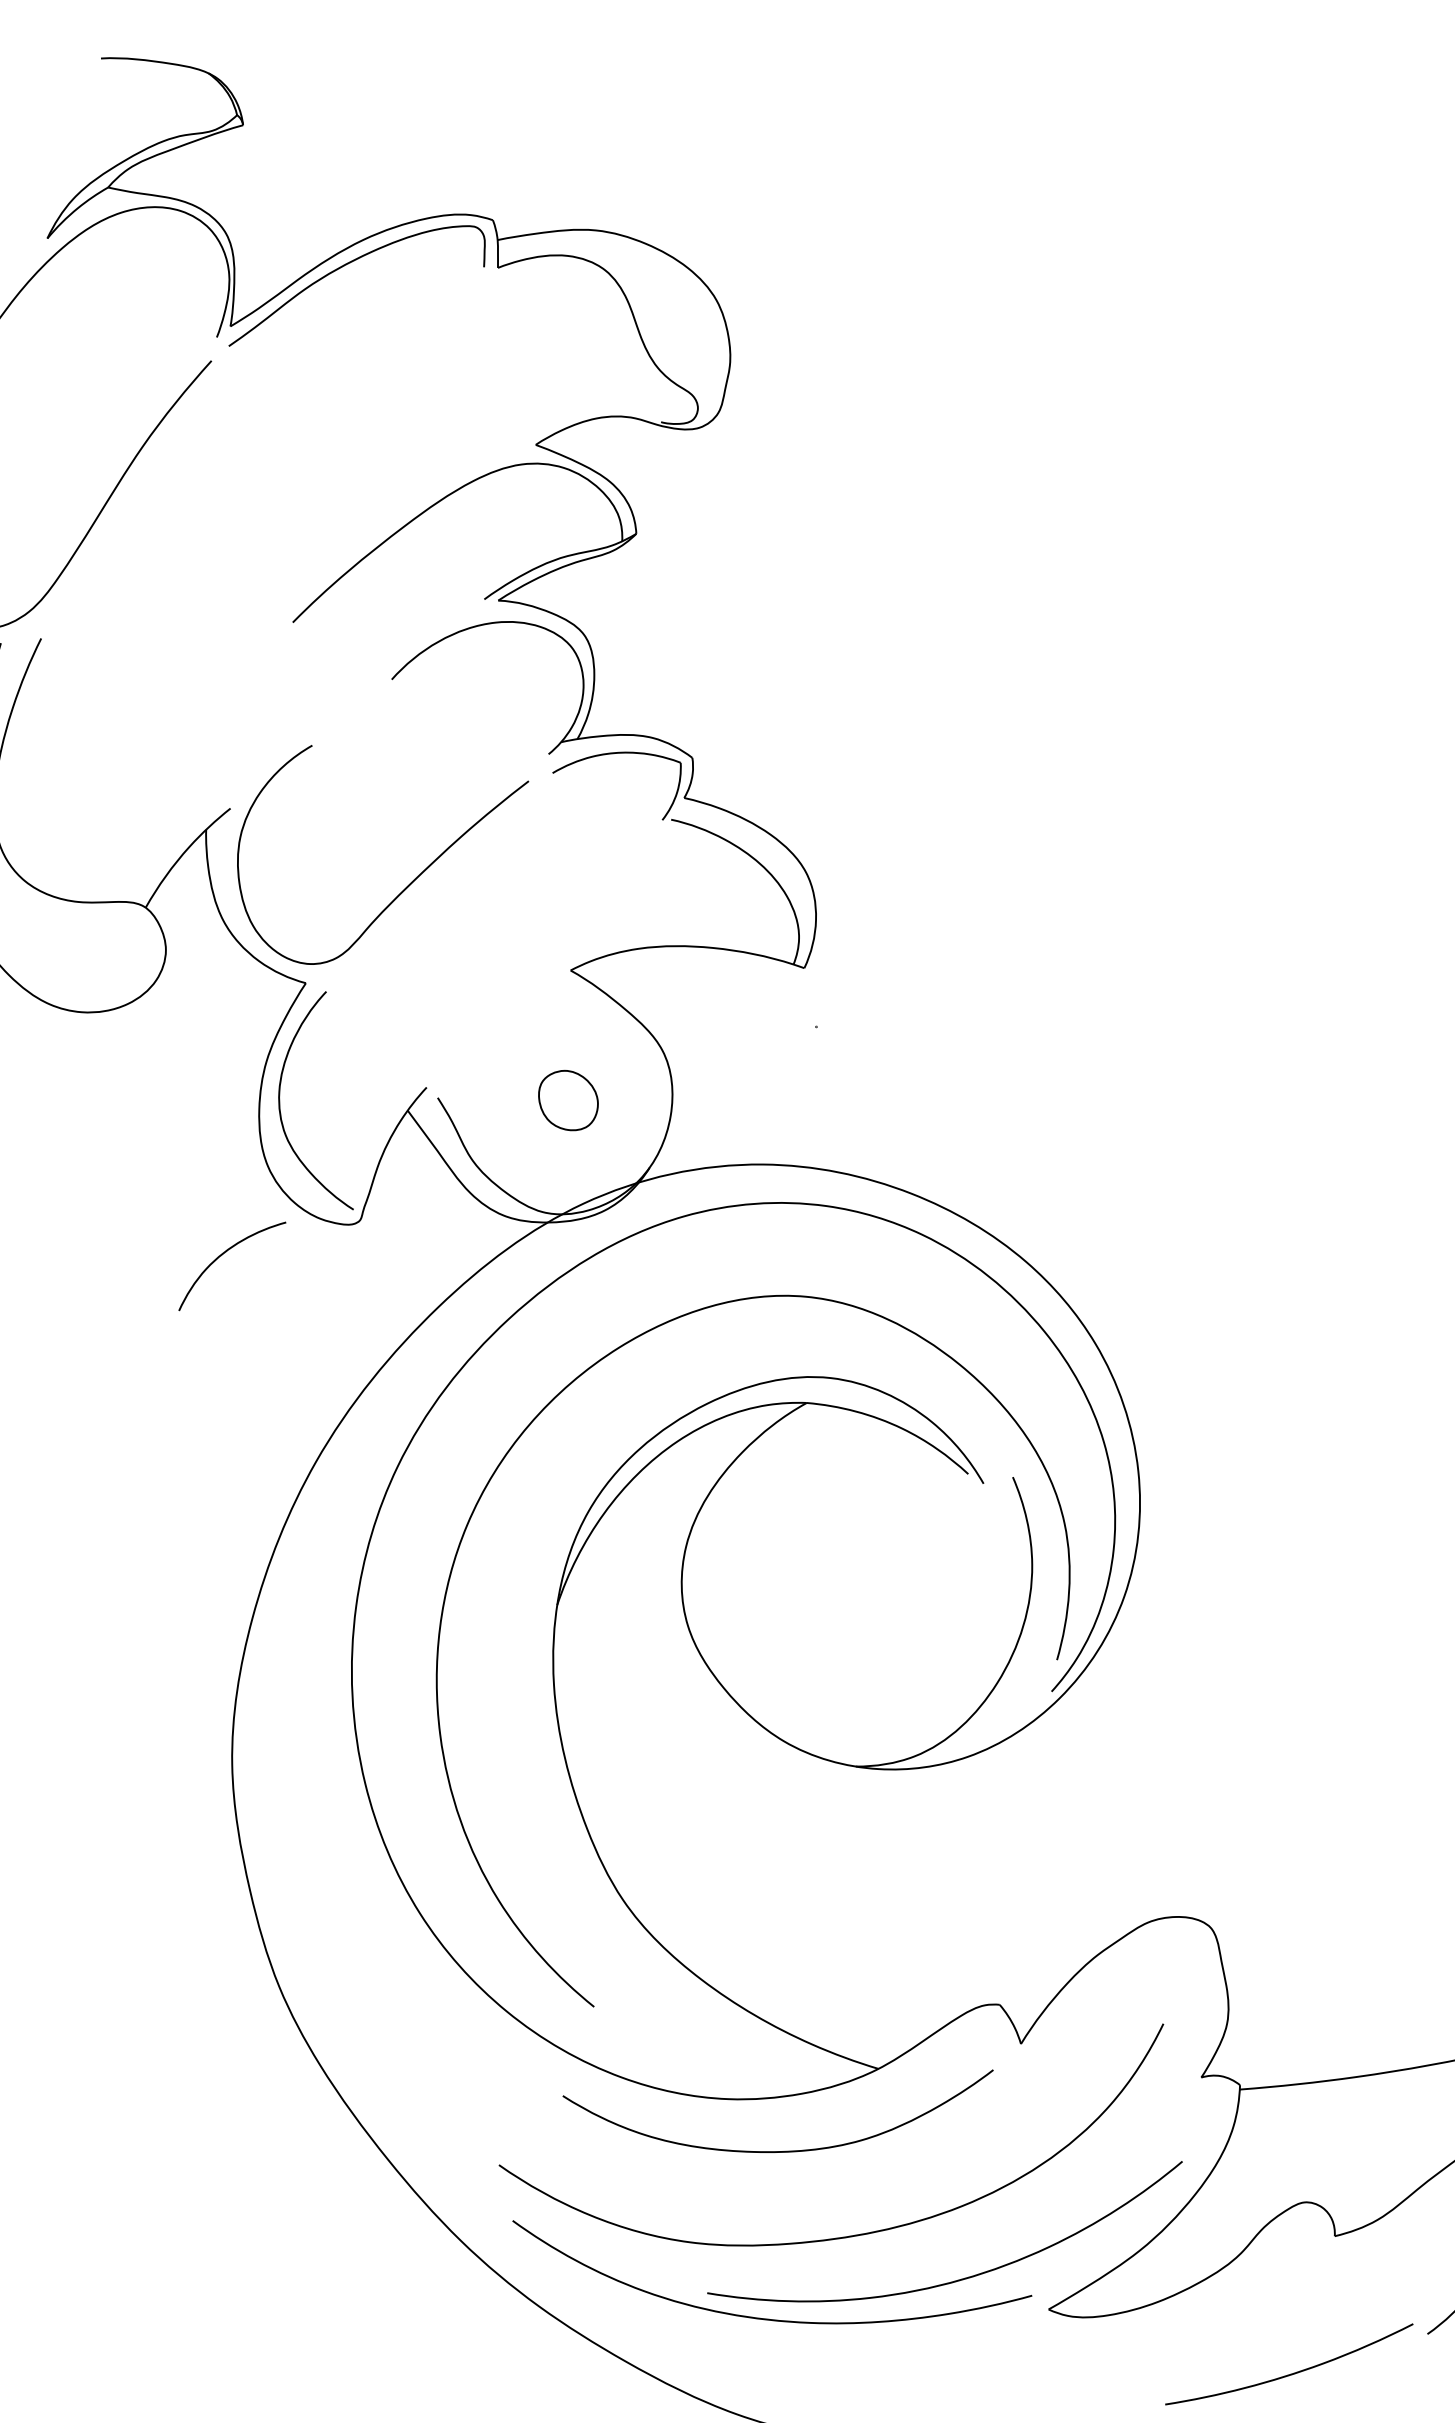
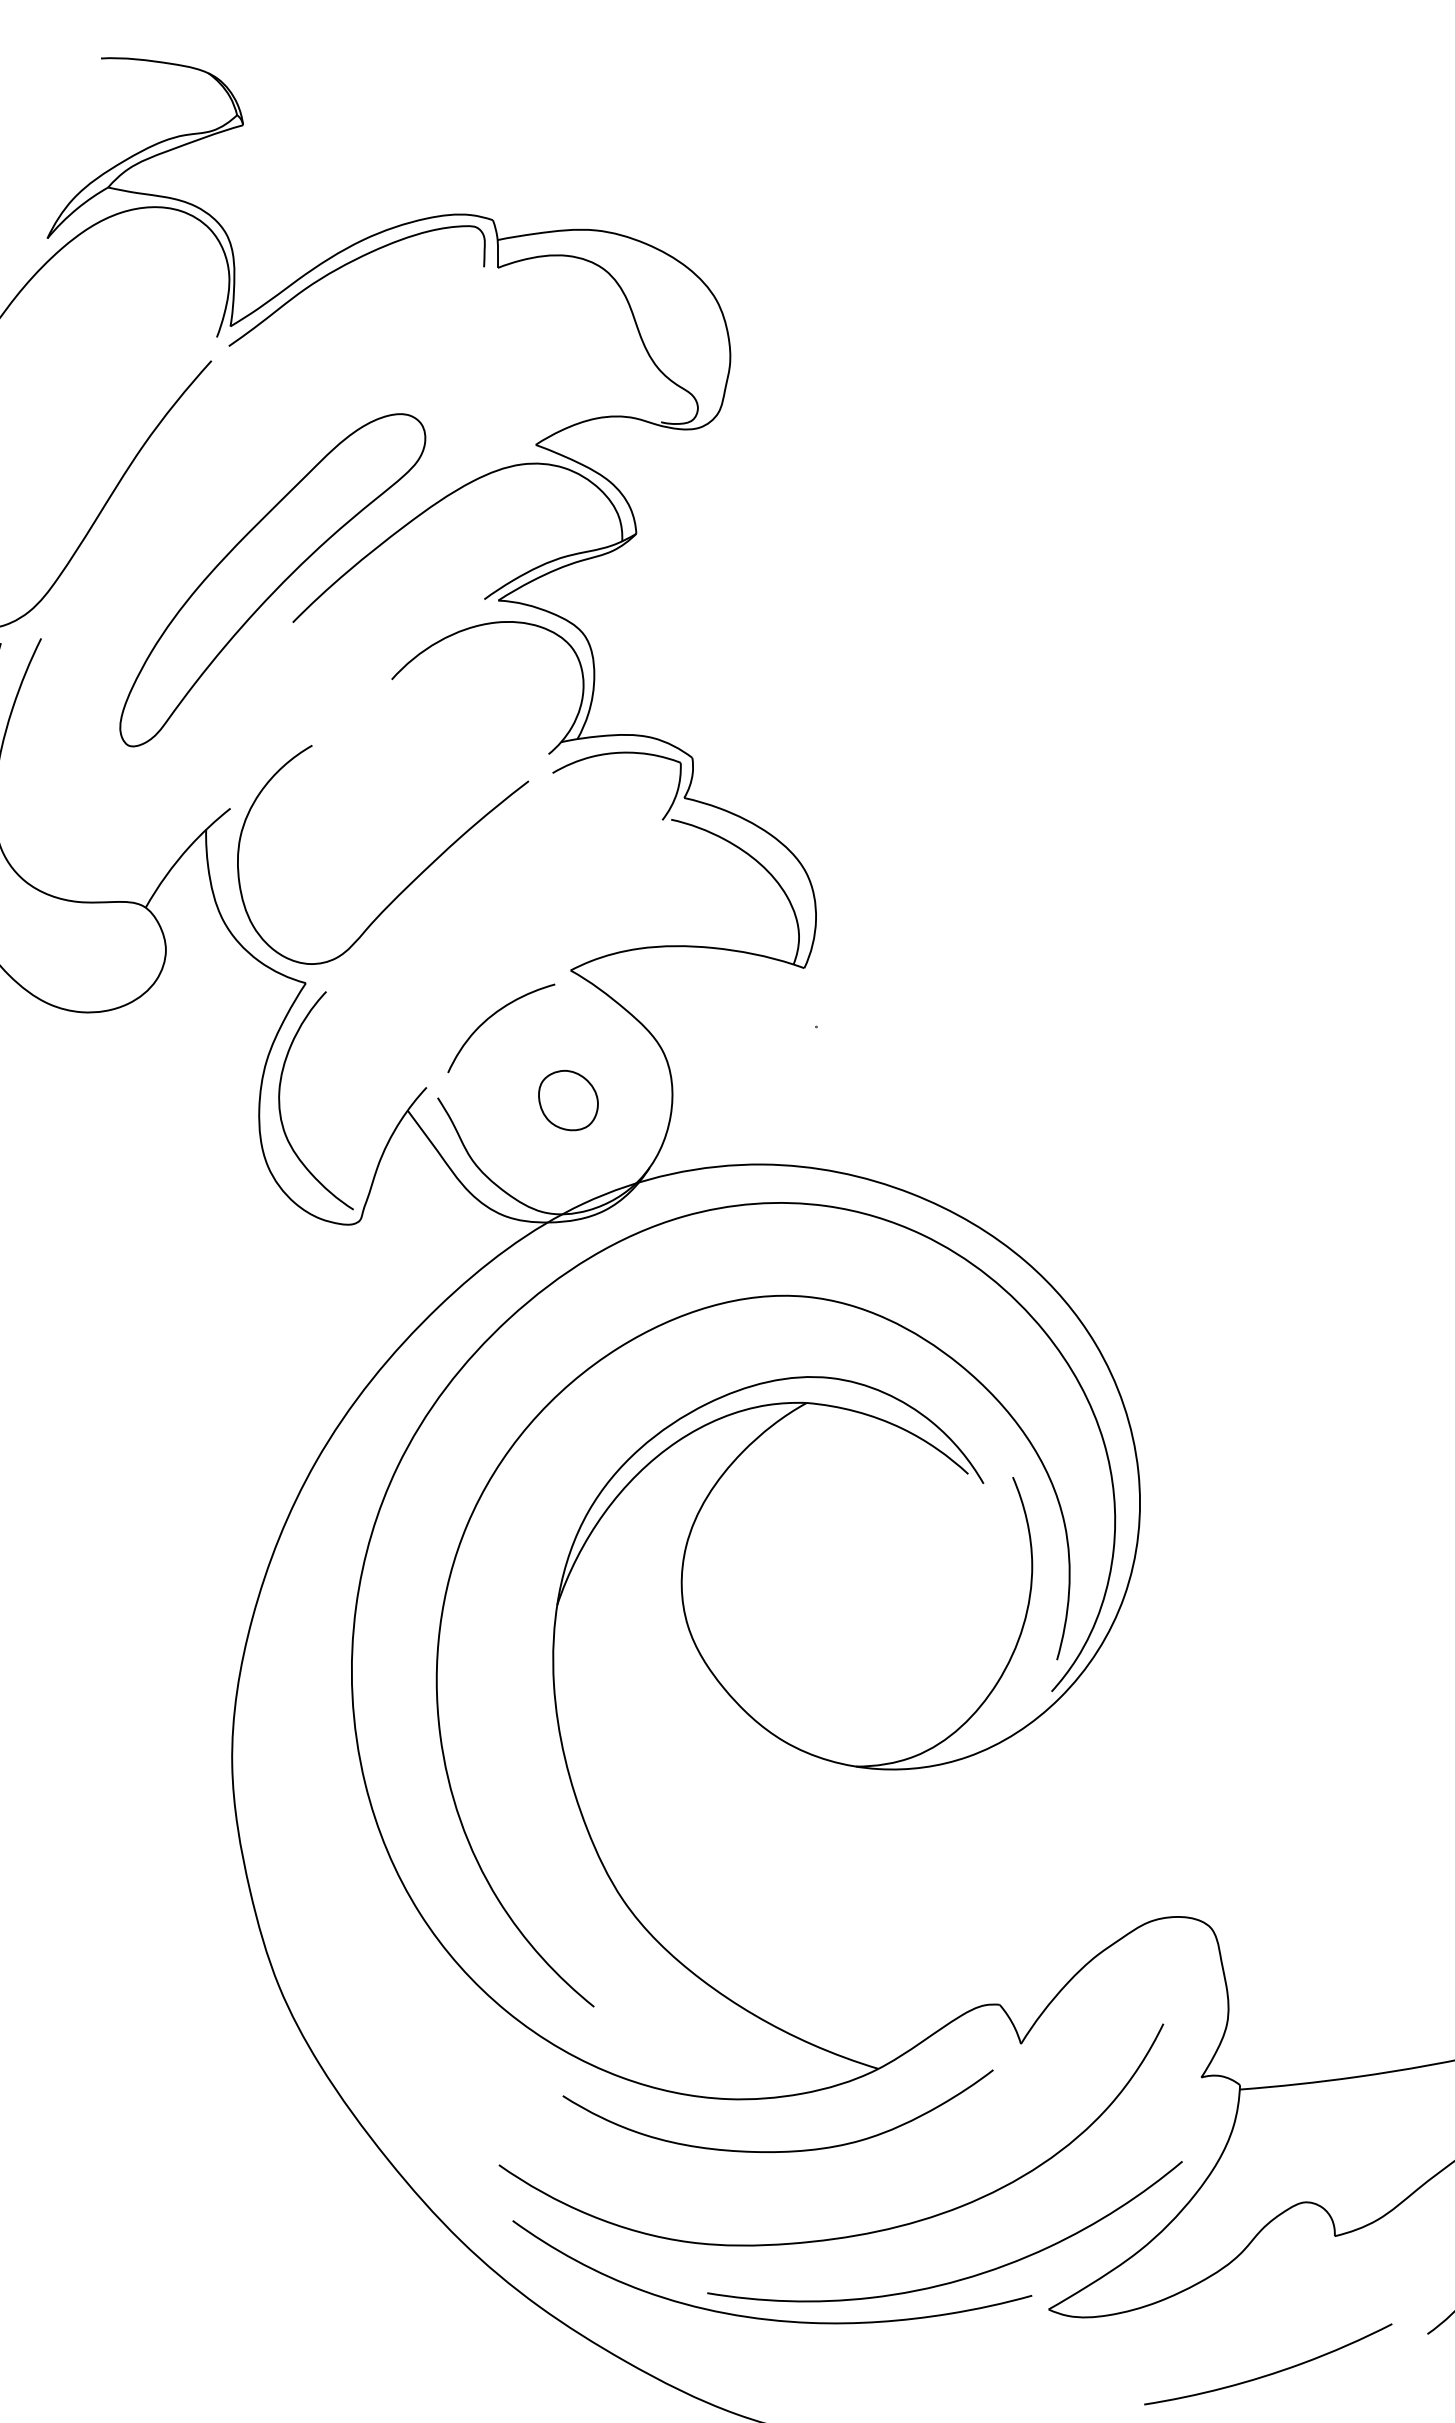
part: none -> present (272, 580)
curve position: (222, 1255) -> (491, 1017) (491, 1017)
curve position: (1293, 2372) -> (1272, 2372) (1272, 2372)
